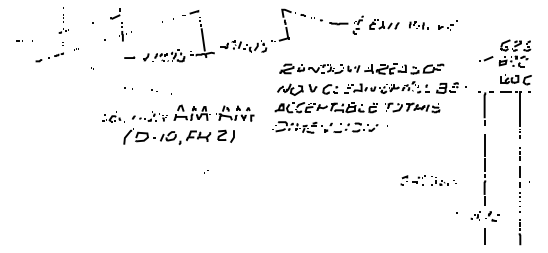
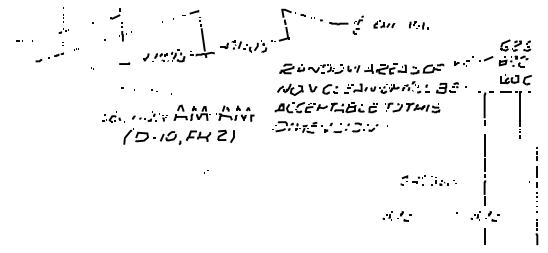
part size: 31x11 px -> 23x9 px (384, 24)
part position: (447, 25) -> (463, 61) (463, 61)
line position: (129, 57) -> (124, 63) (124, 63)
part size: 9x3 px -> 14x4 px (127, 88)
part position: (519, 196) -> (536, 196) (536, 196)
part: none -> present (396, 216)
